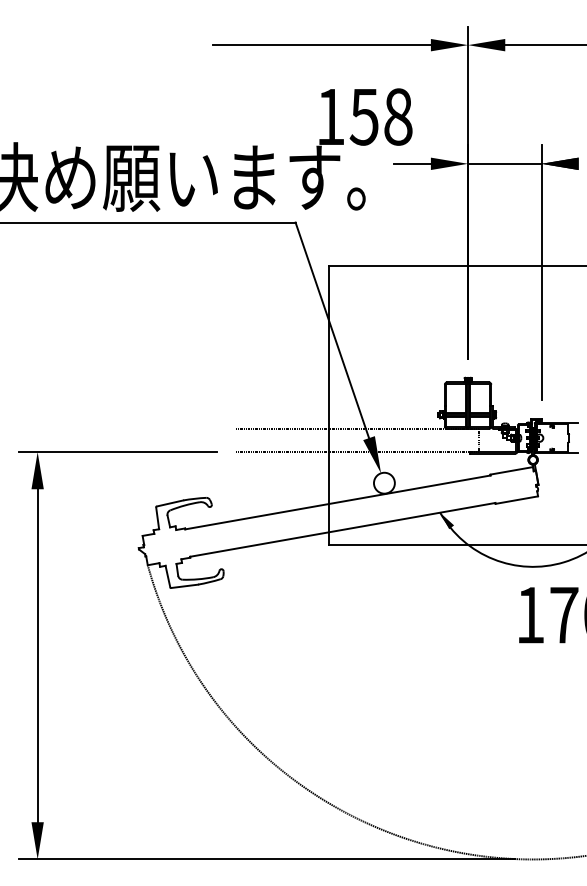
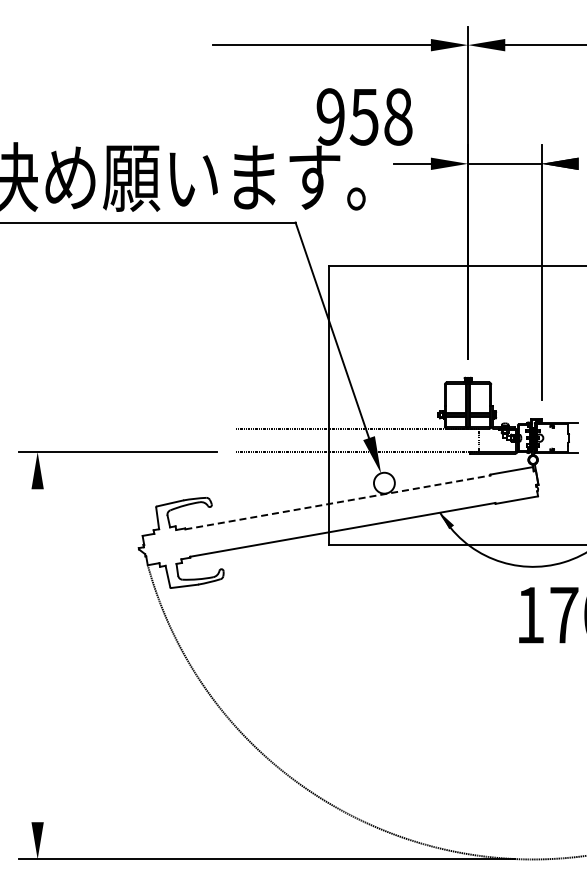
text: 158 -> 958 (330, 116)
line: solid -> dashed (337, 502)
line: present -> none (37, 655)
